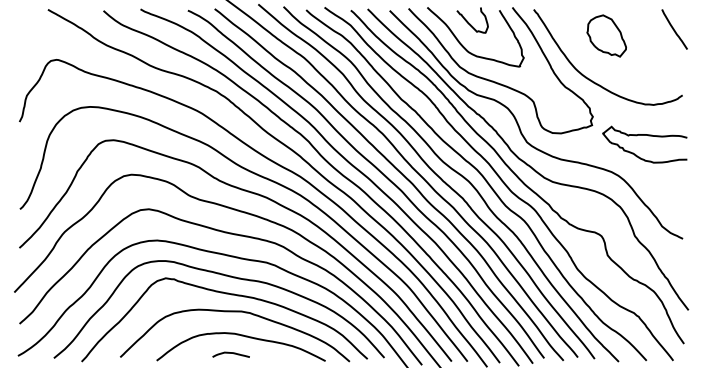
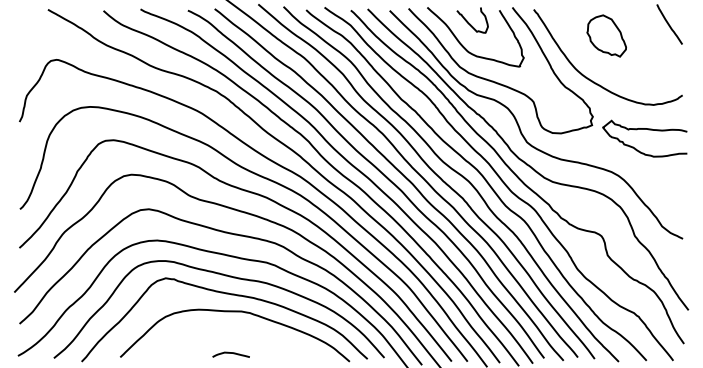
curve position: (674, 29) -> (669, 24) (669, 24)
curve position: (648, 136) -> (648, 130) (648, 130)
curve: present -> none (241, 336)
